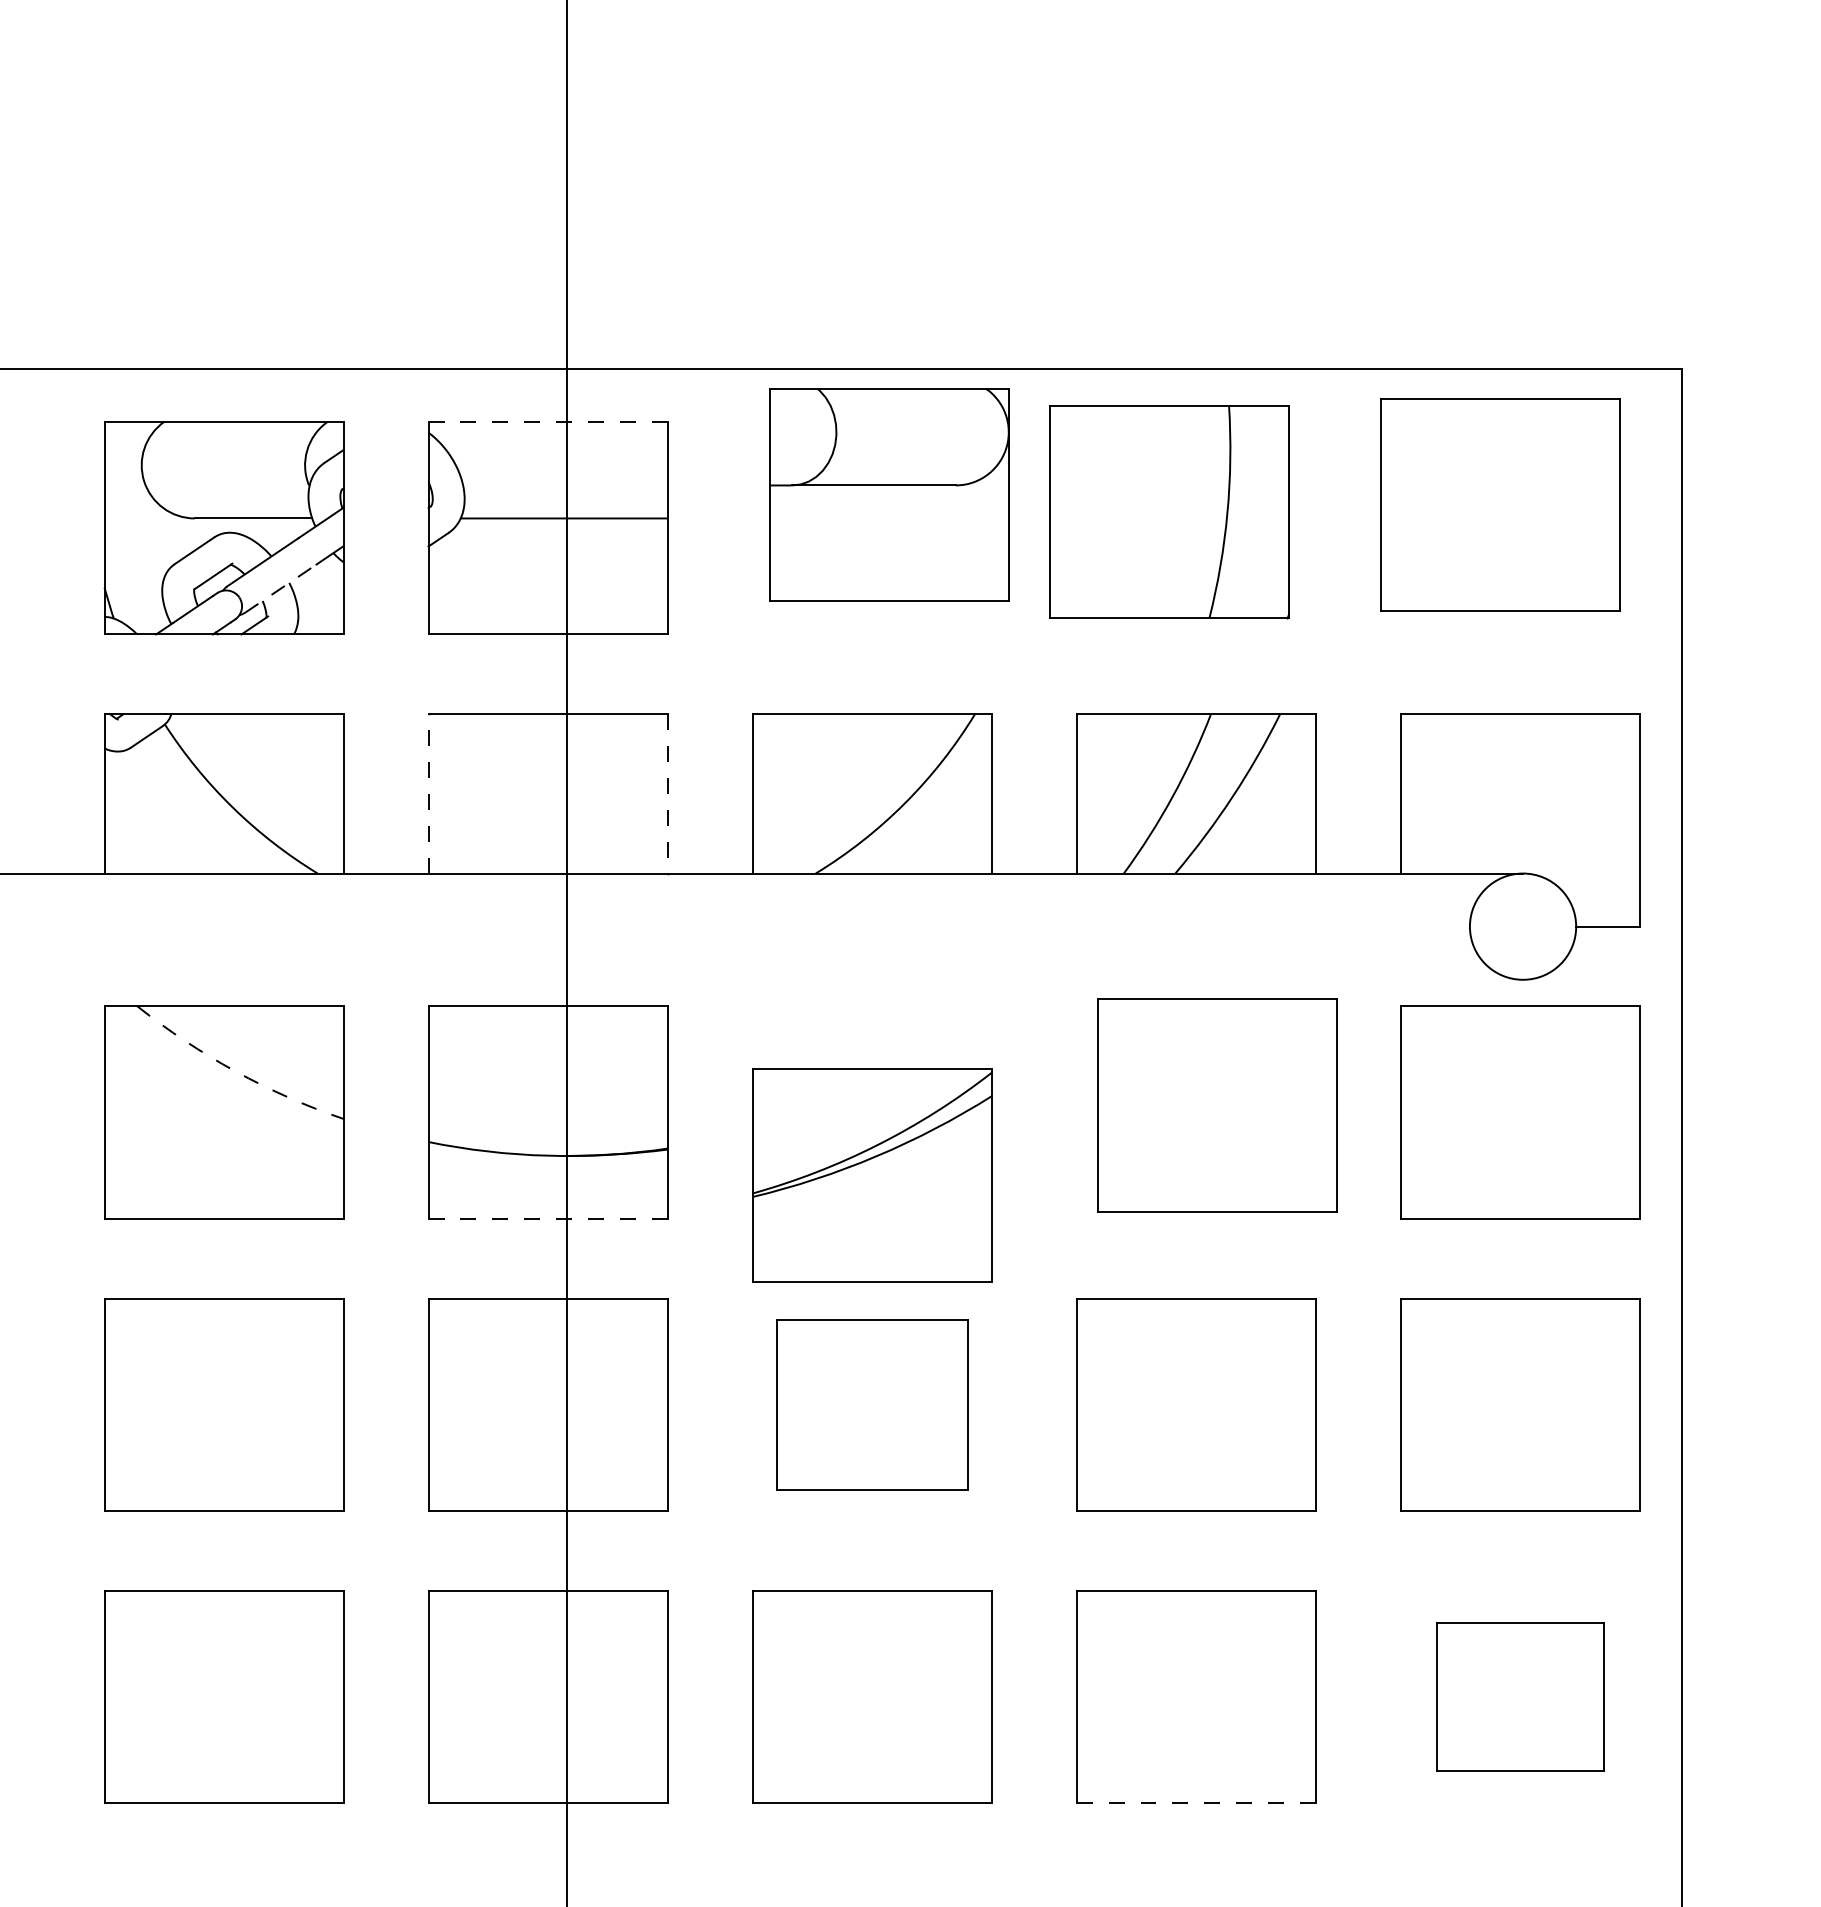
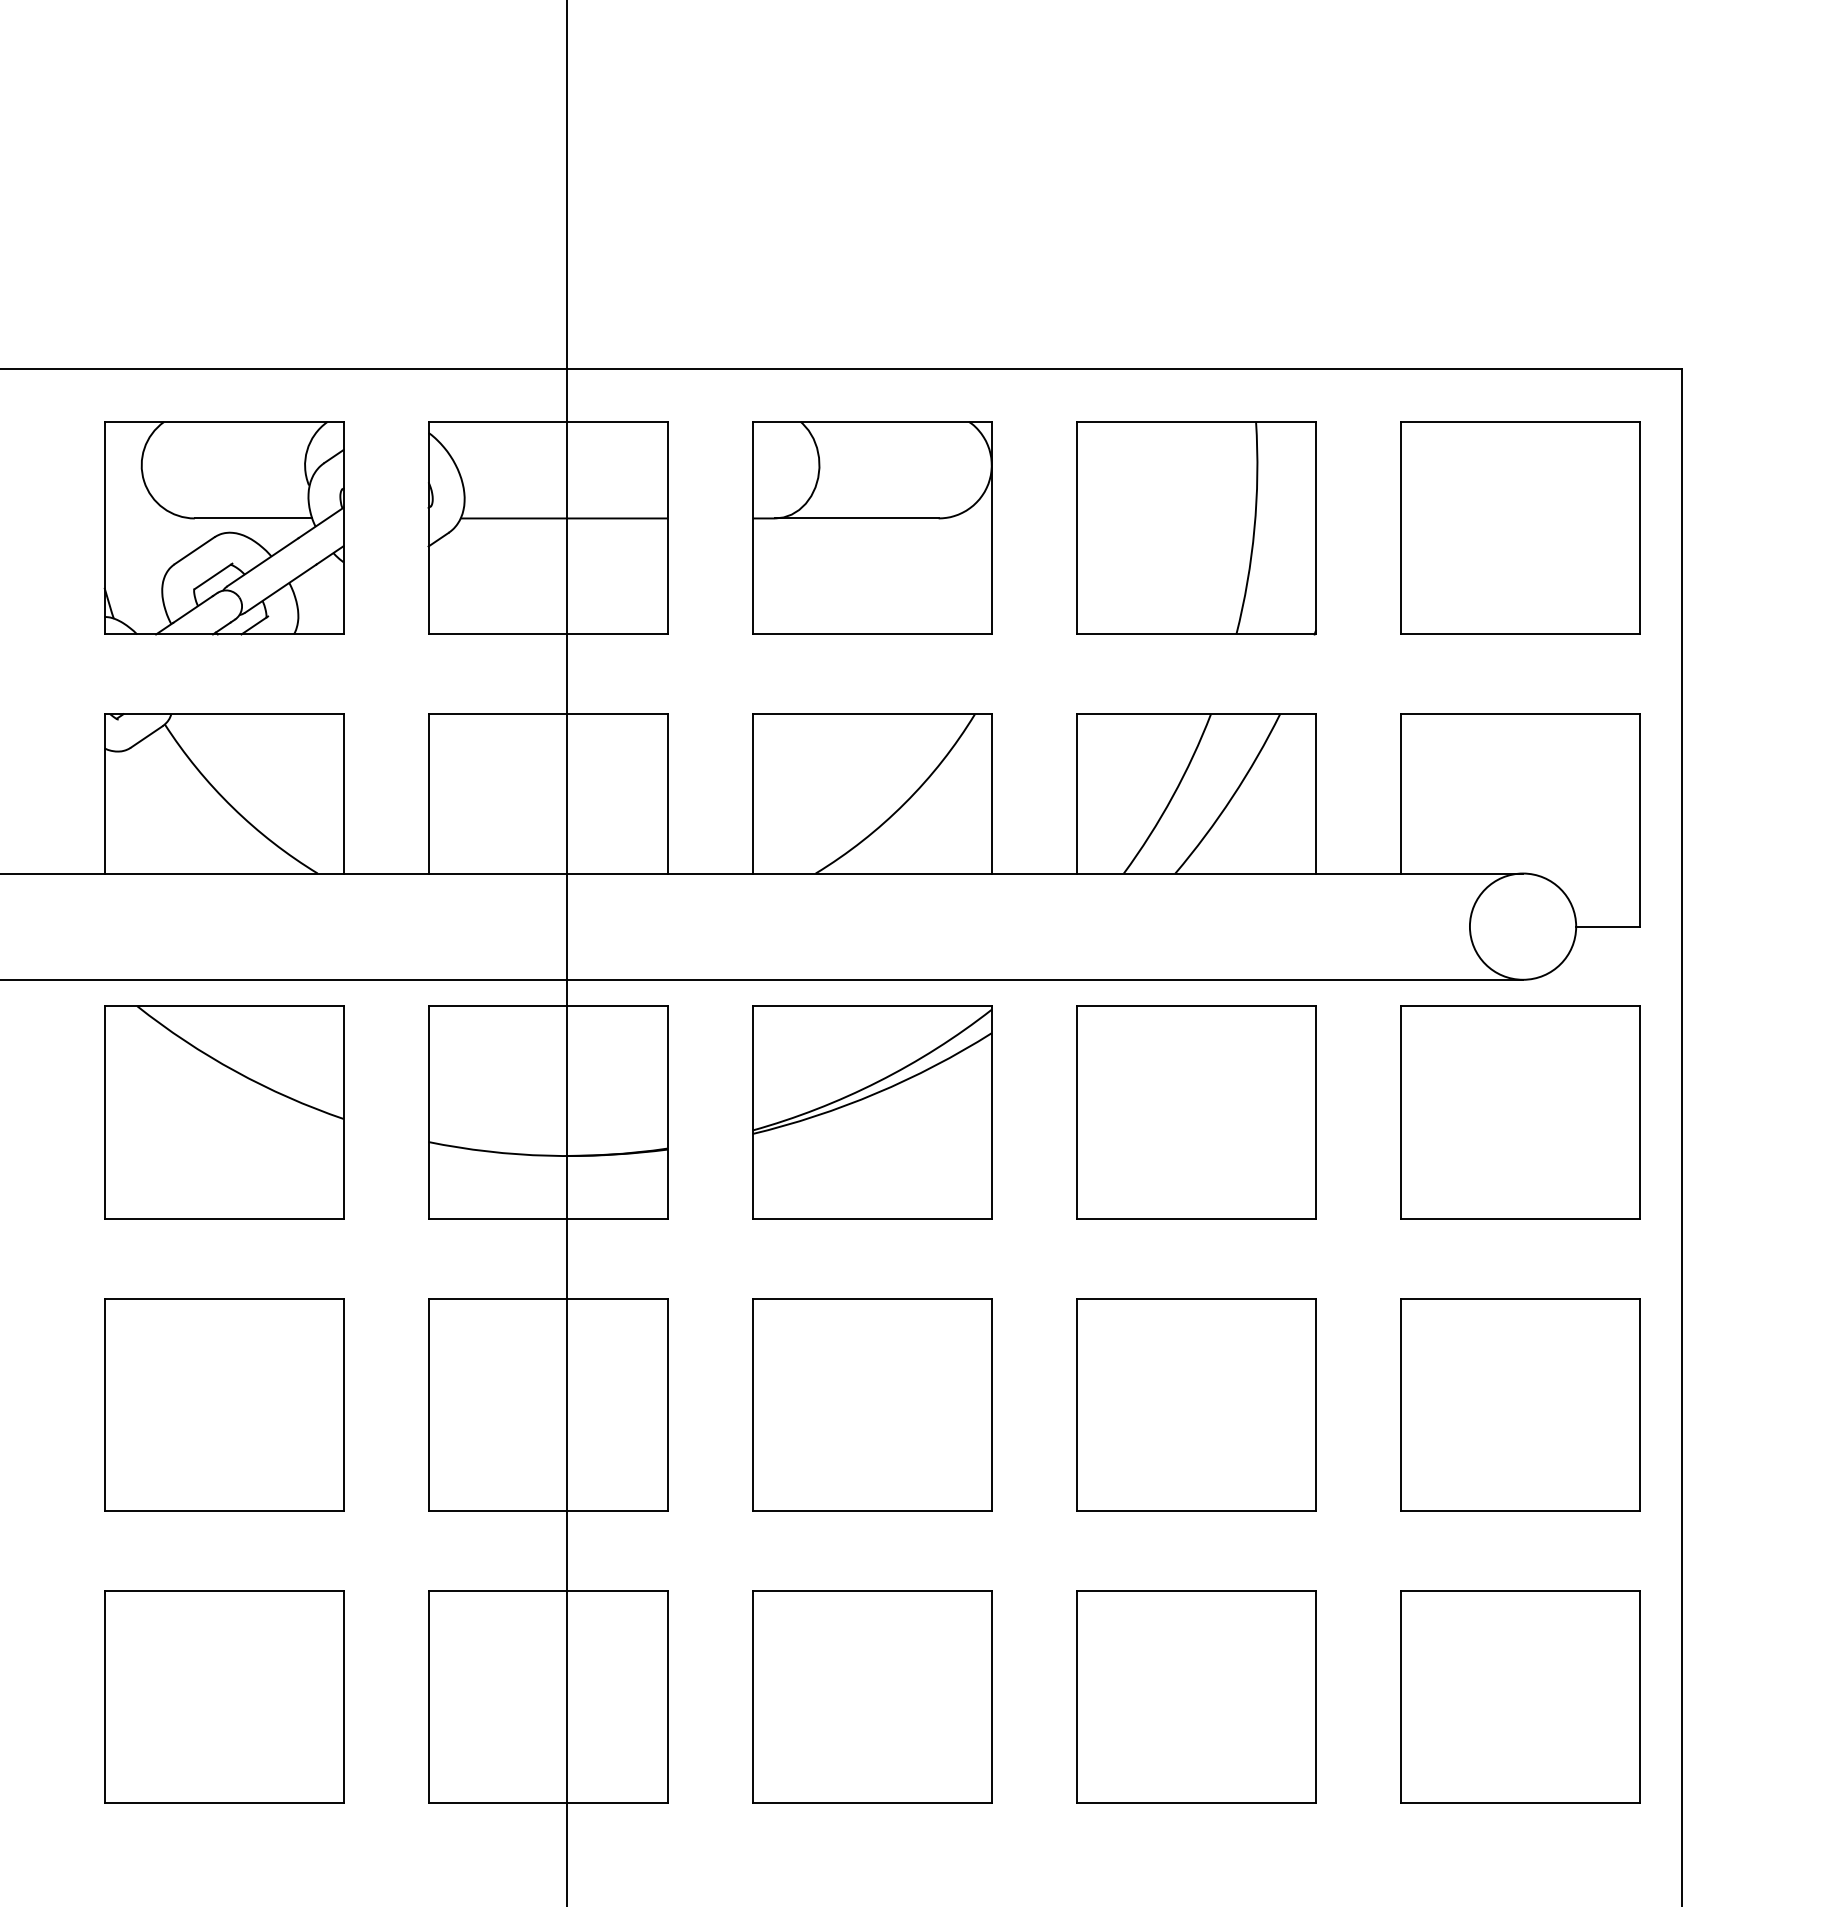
line: dashed -> solid (548, 421)
part position: (889, 494) -> (872, 527) (872, 527)
part position: (1500, 504) -> (1520, 527) (1520, 527)
part position: (1169, 512) -> (1196, 528) (1196, 528)
line: dashed -> solid (281, 588)
line: dashed -> solid (428, 793)
line: dashed -> solid (667, 793)
line: none -> present (762, 979)
arc: dashed -> solid (235, 1071)
part position: (1217, 1105) -> (1196, 1112) (1196, 1112)
part position: (872, 1175) -> (872, 1112) (872, 1112)
line: dashed -> solid (548, 1218)
part size: 193x172 px -> 241x214 px (872, 1404)
part size: 169x150 px -> 241x214 px (1520, 1696)
line: dashed -> solid (1196, 1803)
